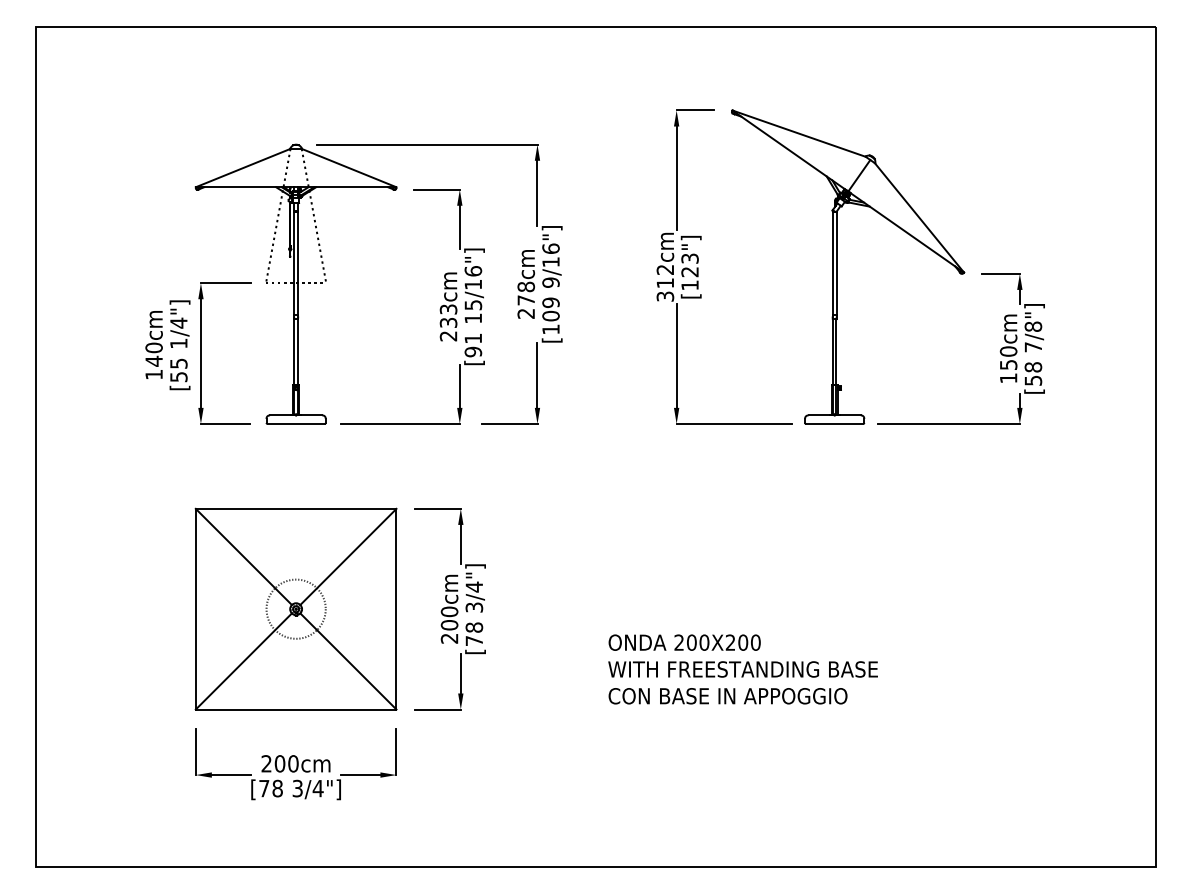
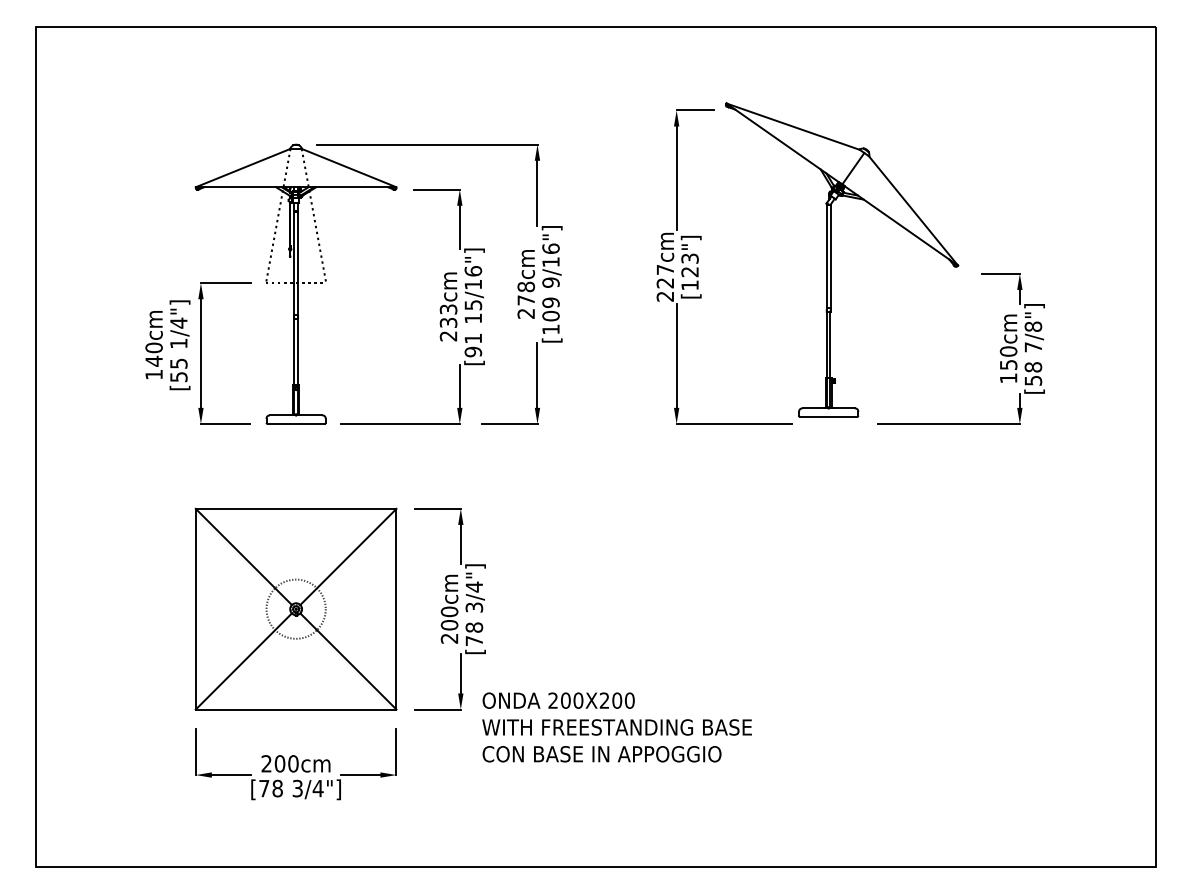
part position: (837, 266) -> (831, 259) (831, 259)
text: 312cm -> 227cm (665, 283)
text position: (742, 669) -> (616, 727) (616, 727)
